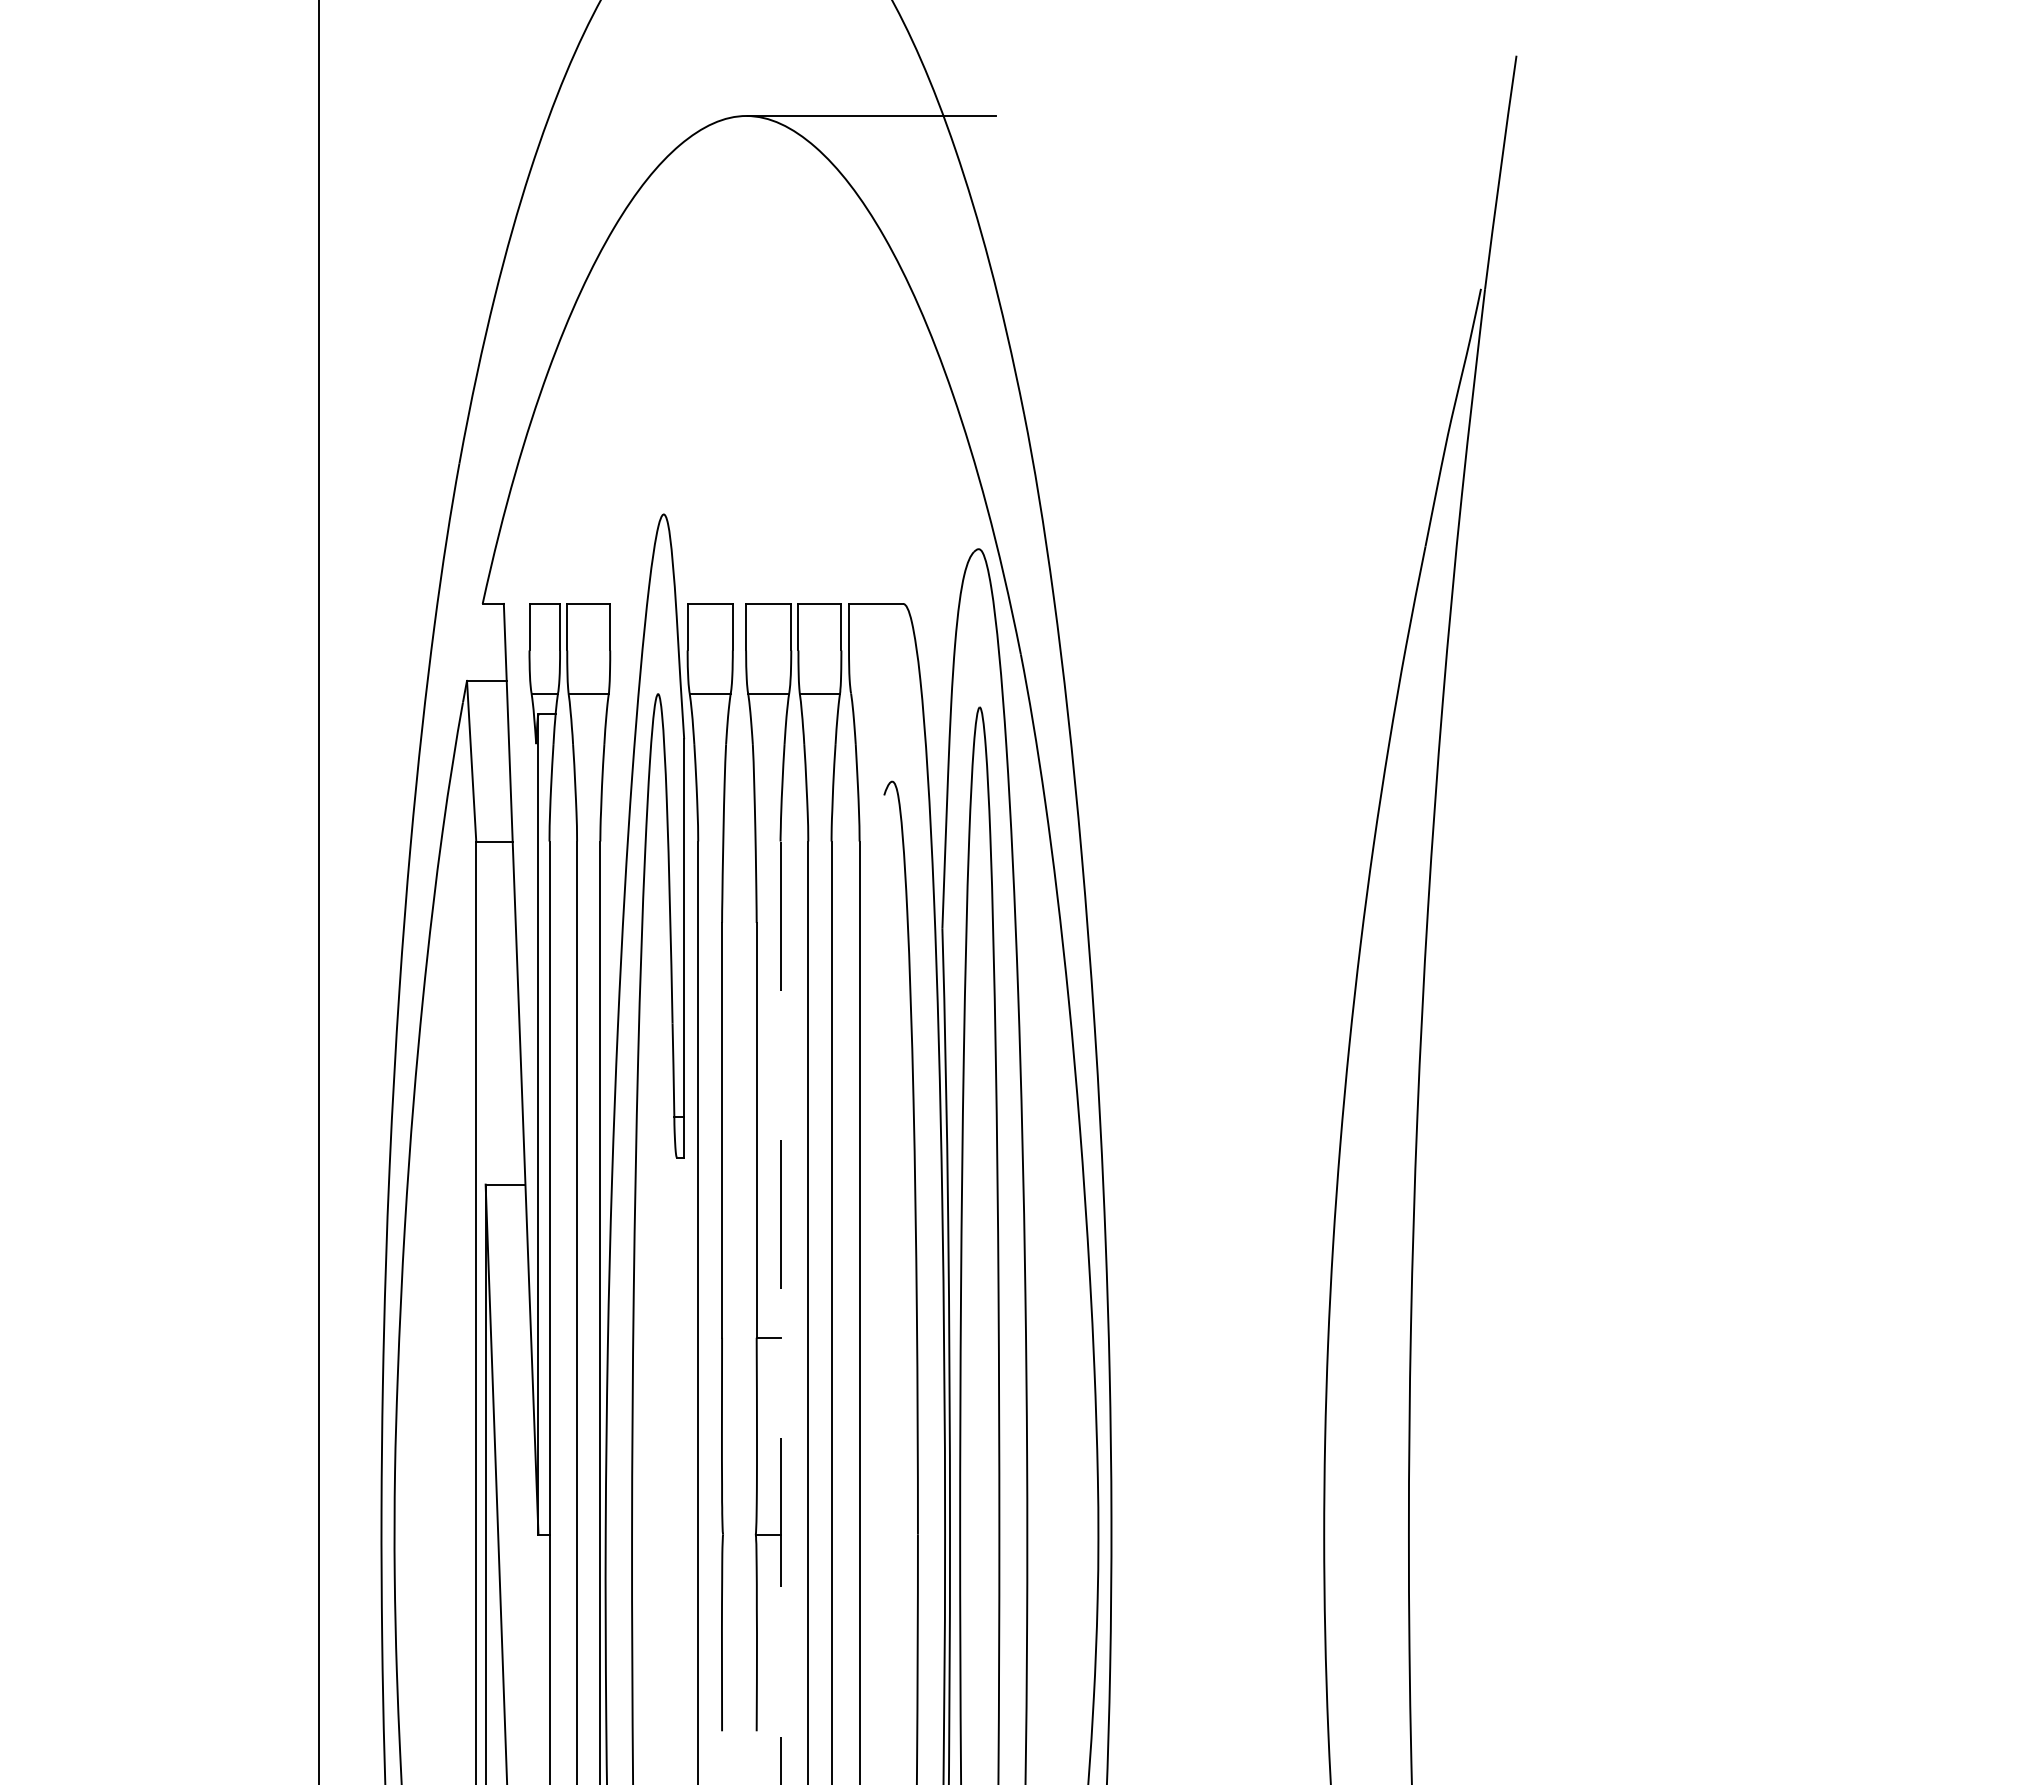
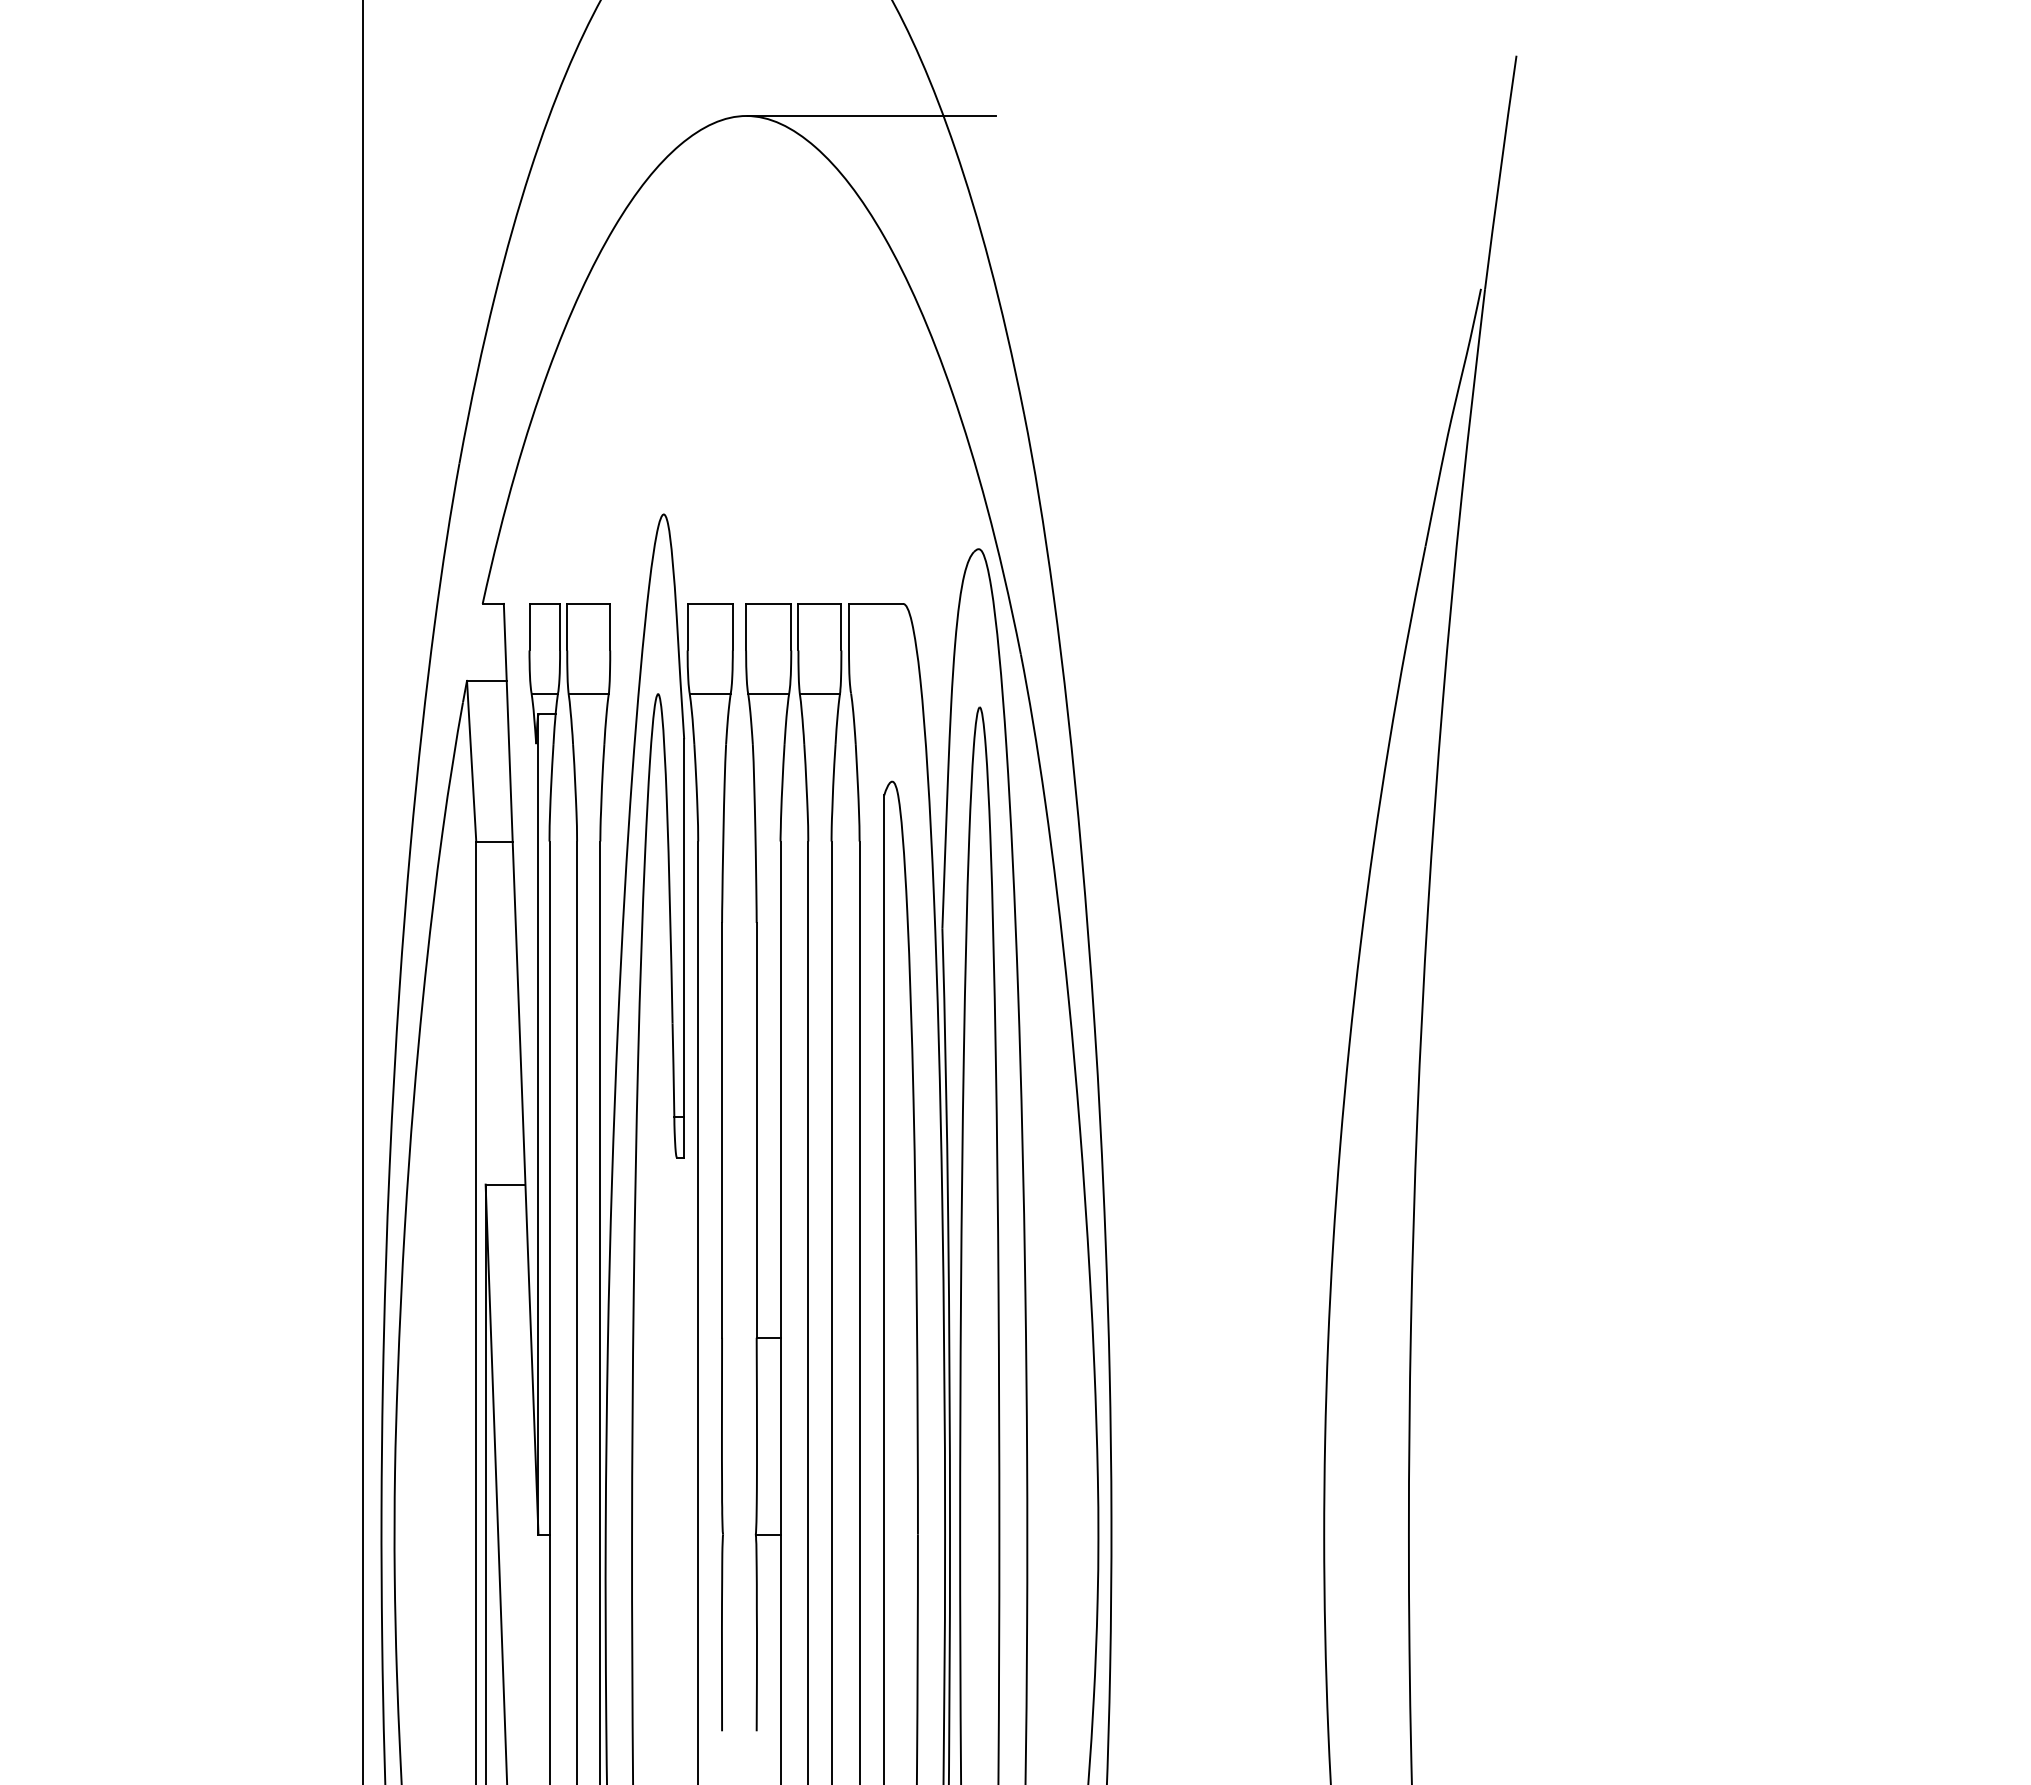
line position: (319, 891) -> (363, 891) (363, 891)
line: none -> present (884, 1288)
line: dashed -> solid (780, 1313)
